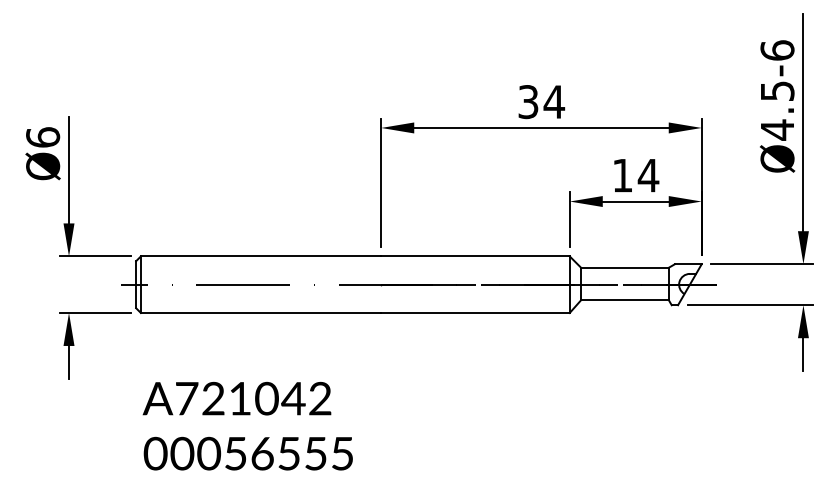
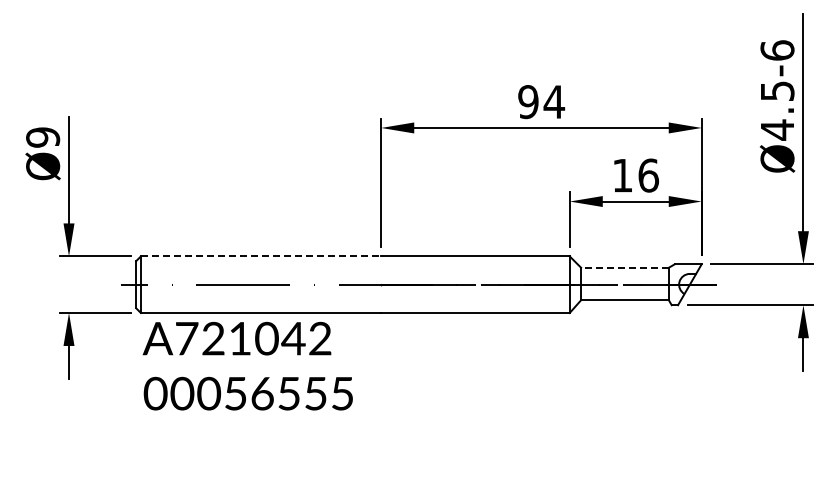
text: 34 -> 94 (528, 101)
text: Ø6 -> Ø9 (43, 137)
text: 14 -> 16 (648, 175)
line: solid -> dashed (261, 256)
line: solid -> dashed (624, 267)
text position: (247, 425) -> (247, 365) (247, 365)
